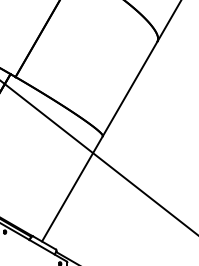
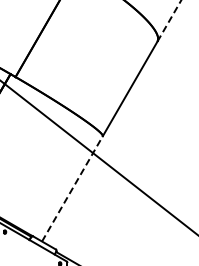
line: solid -> dashed (169, 21)
line: solid -> dashed (72, 188)
